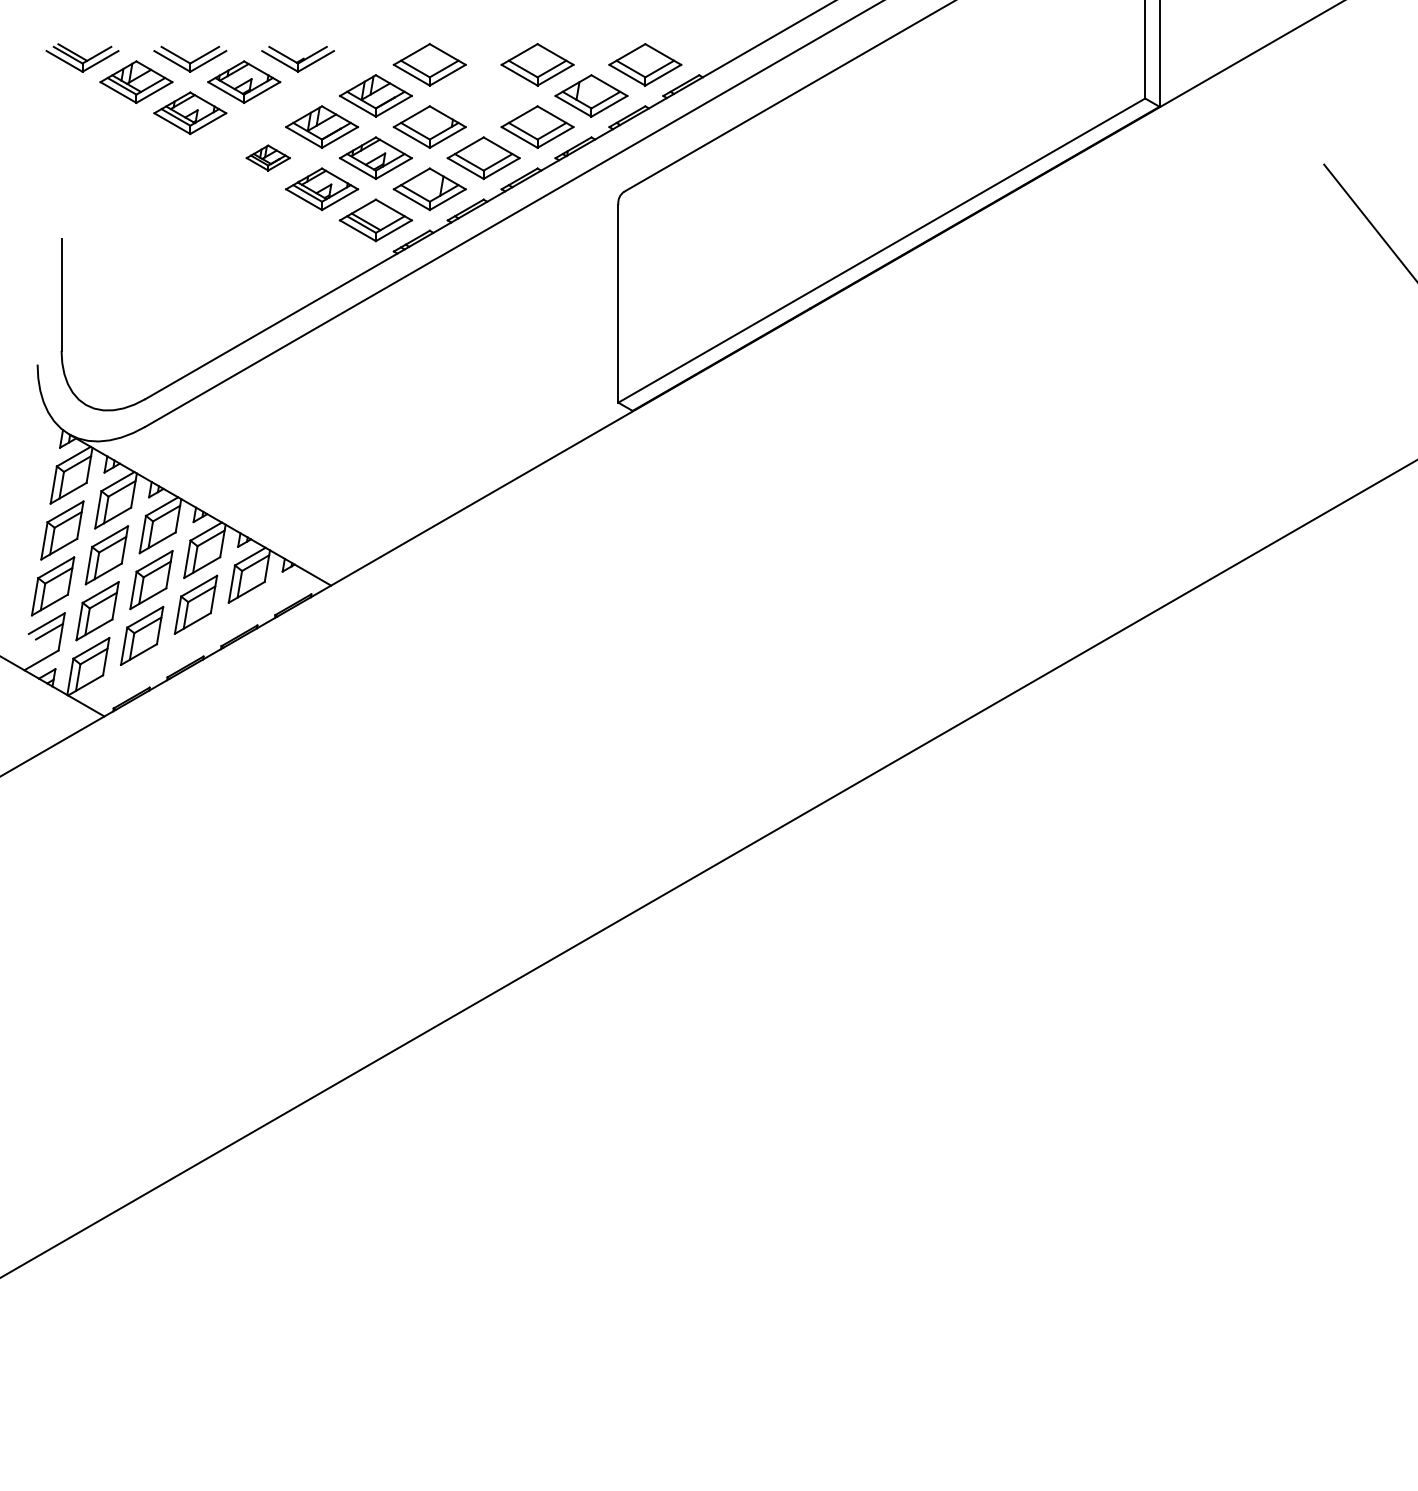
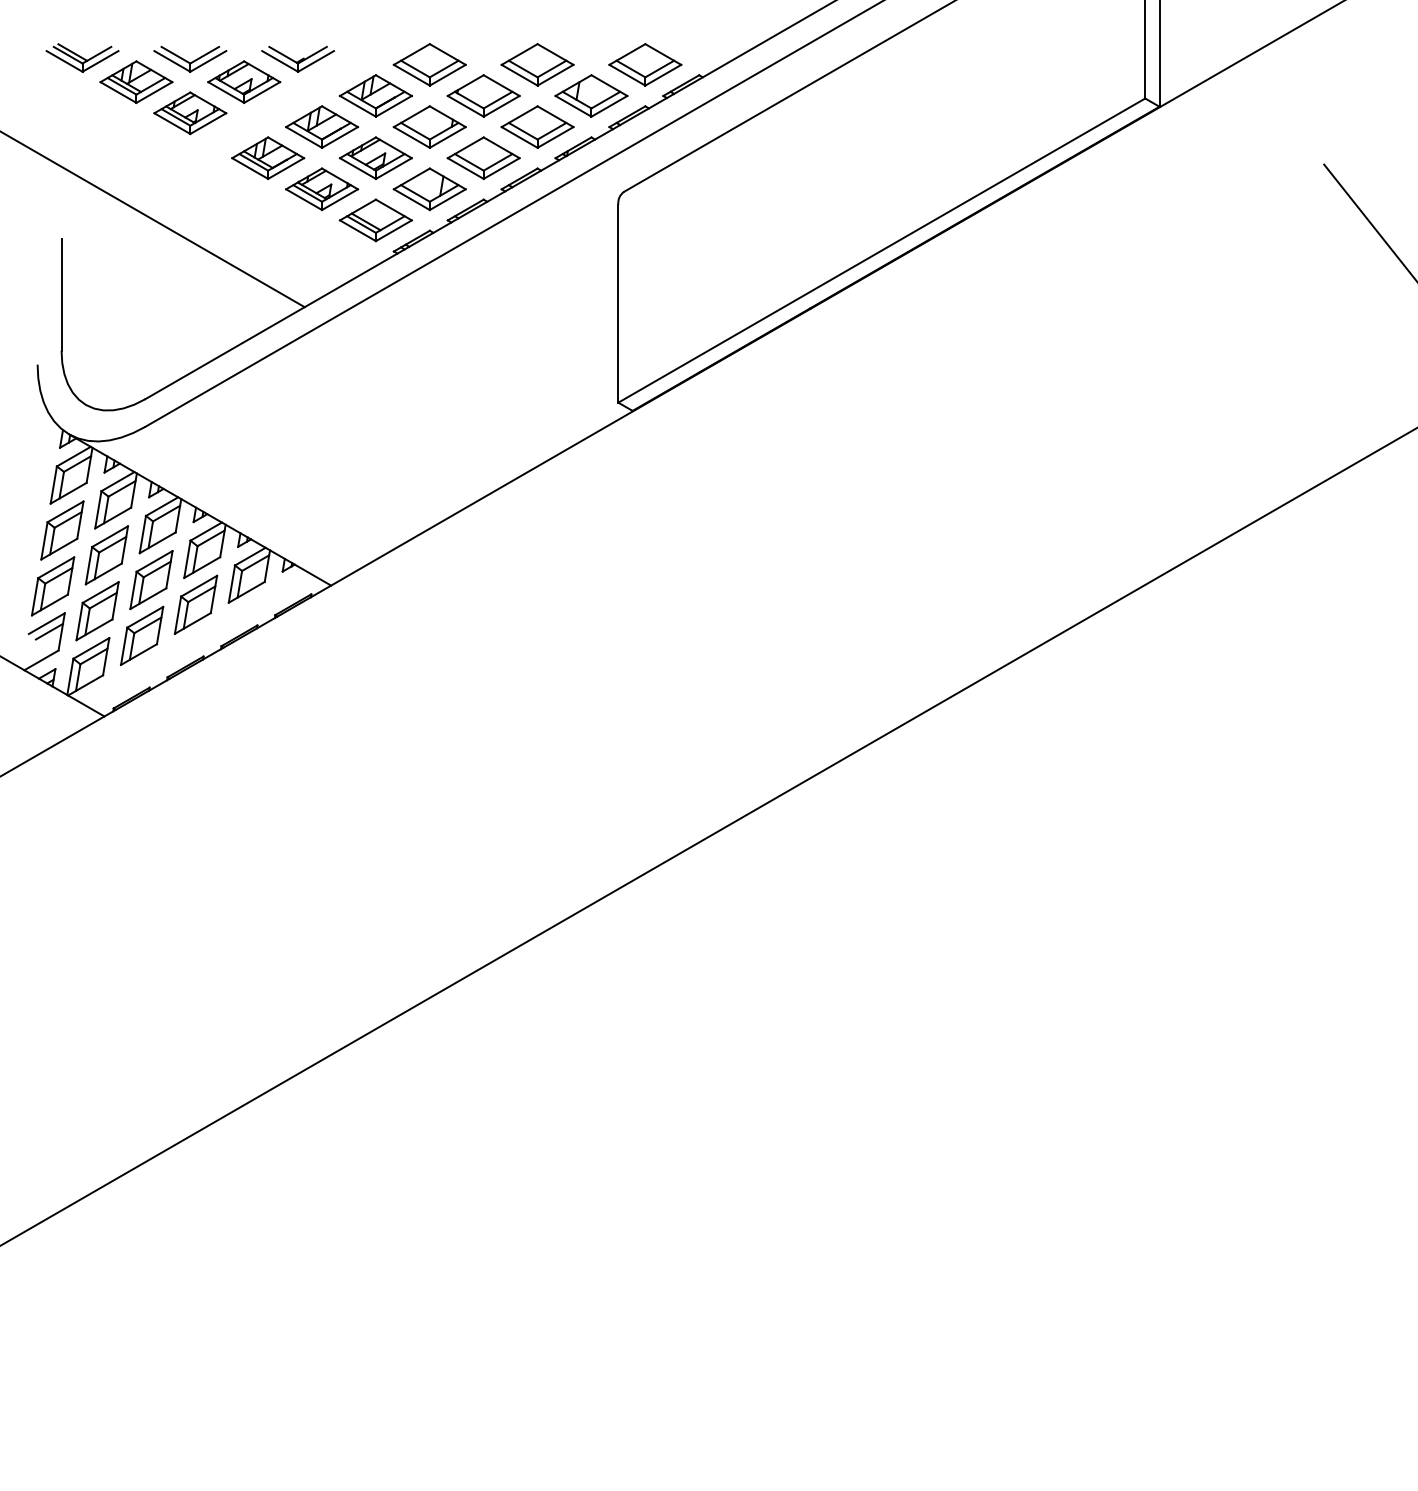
part: none -> present (483, 95)
part size: 46x28 px -> 75x44 px (268, 157)
line: none -> present (153, 219)
line position: (708, 868) -> (708, 836) (708, 836)
